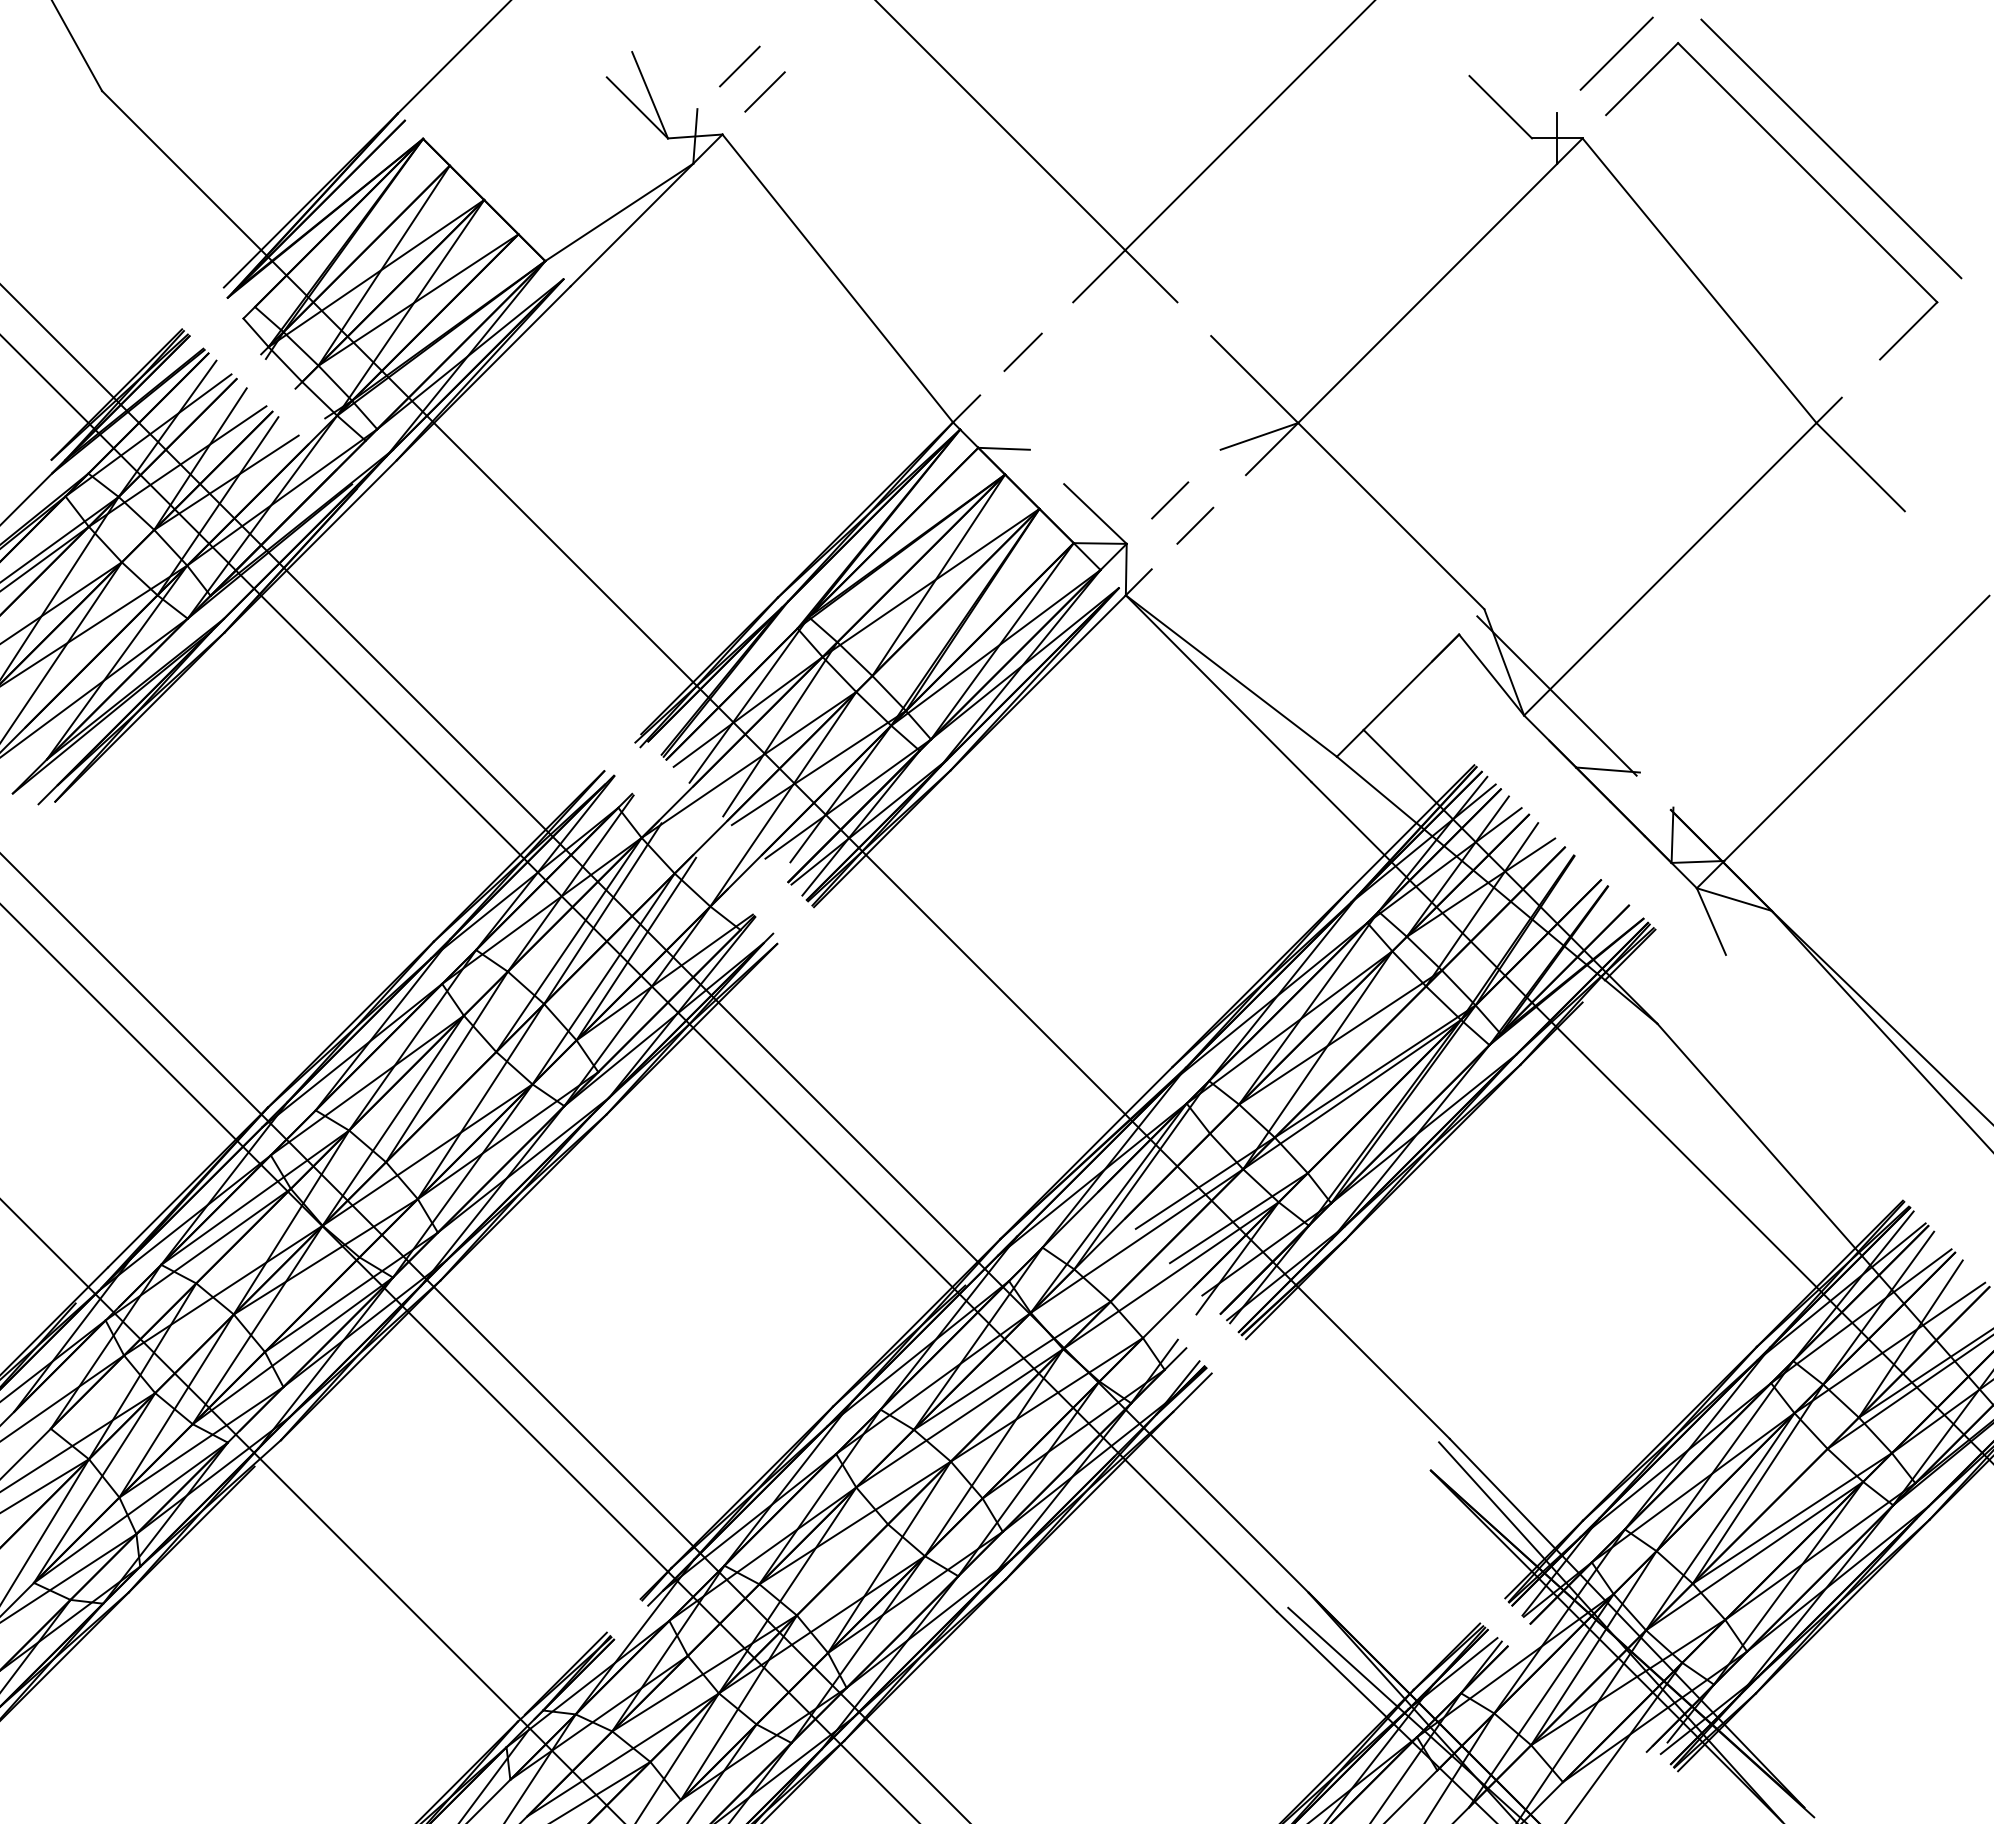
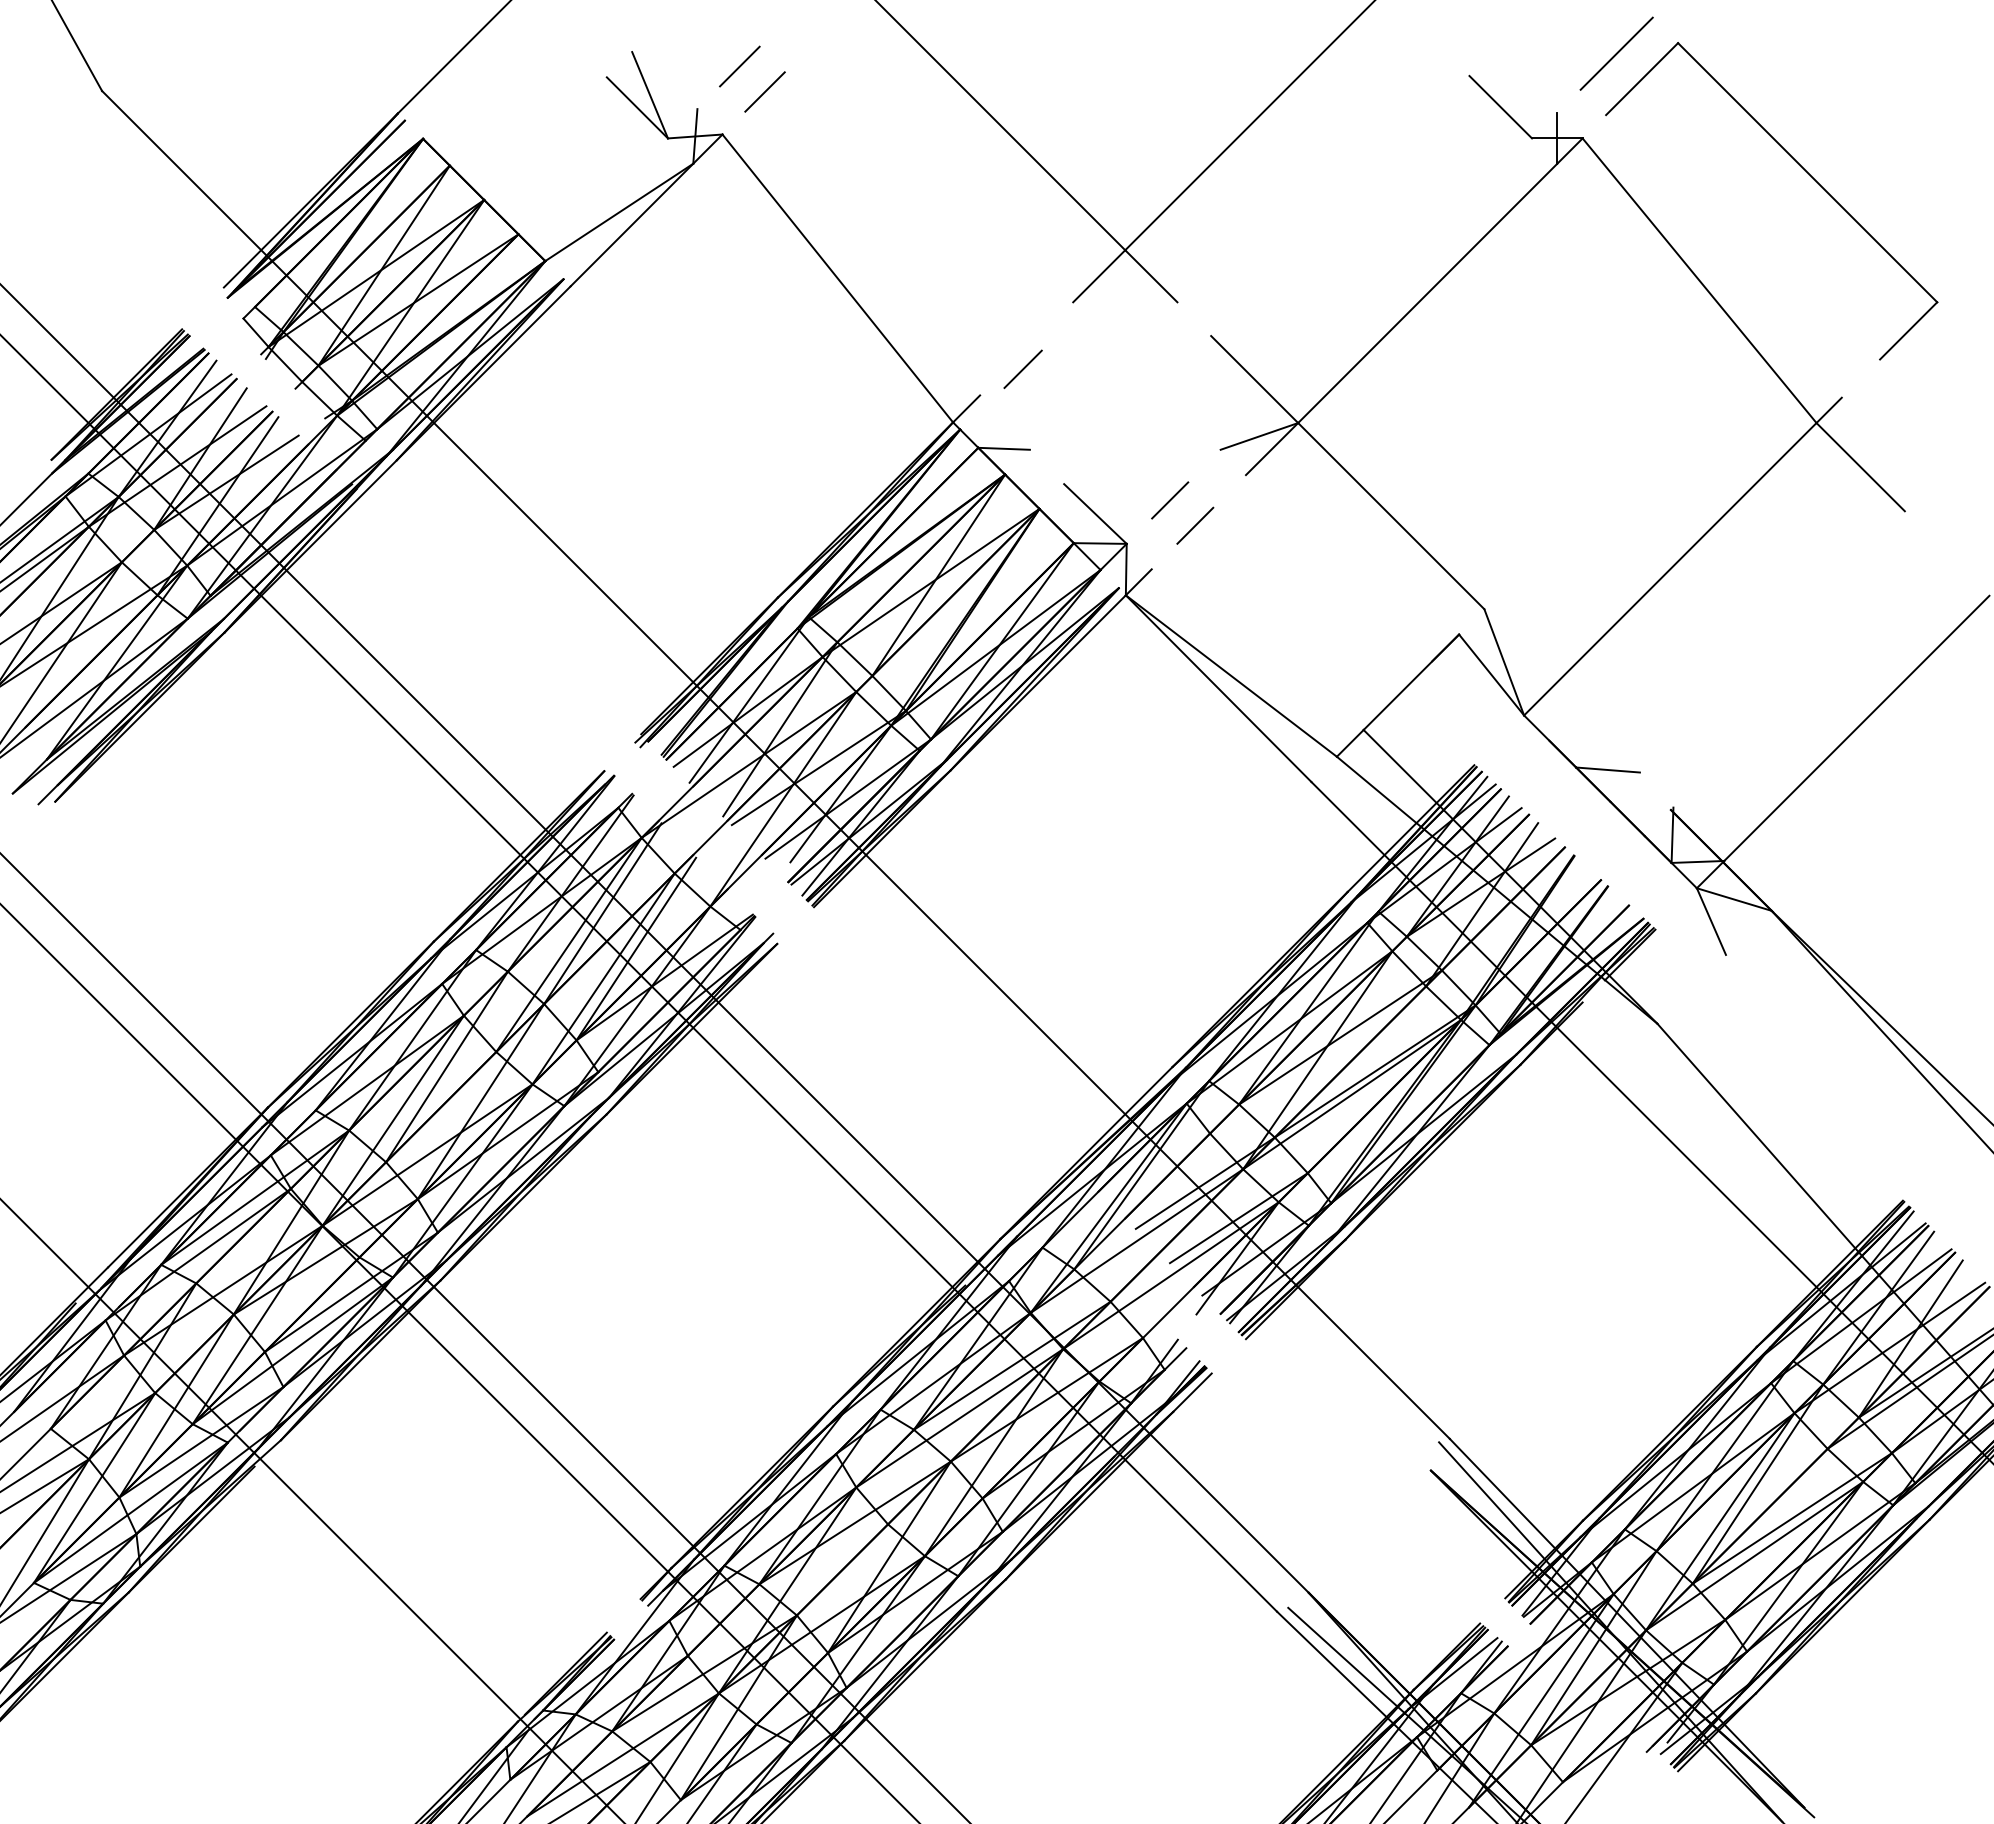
line: present -> none (1831, 148)
line position: (1022, 351) -> (1022, 368) (1022, 368)
line: present -> none (1556, 695)
